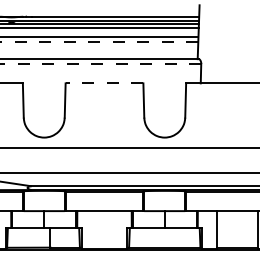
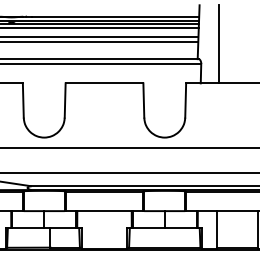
line: dashed -> solid (99, 42)
line: none -> present (219, 44)
line: dashed -> solid (100, 63)
line: dashed -> solid (104, 83)
